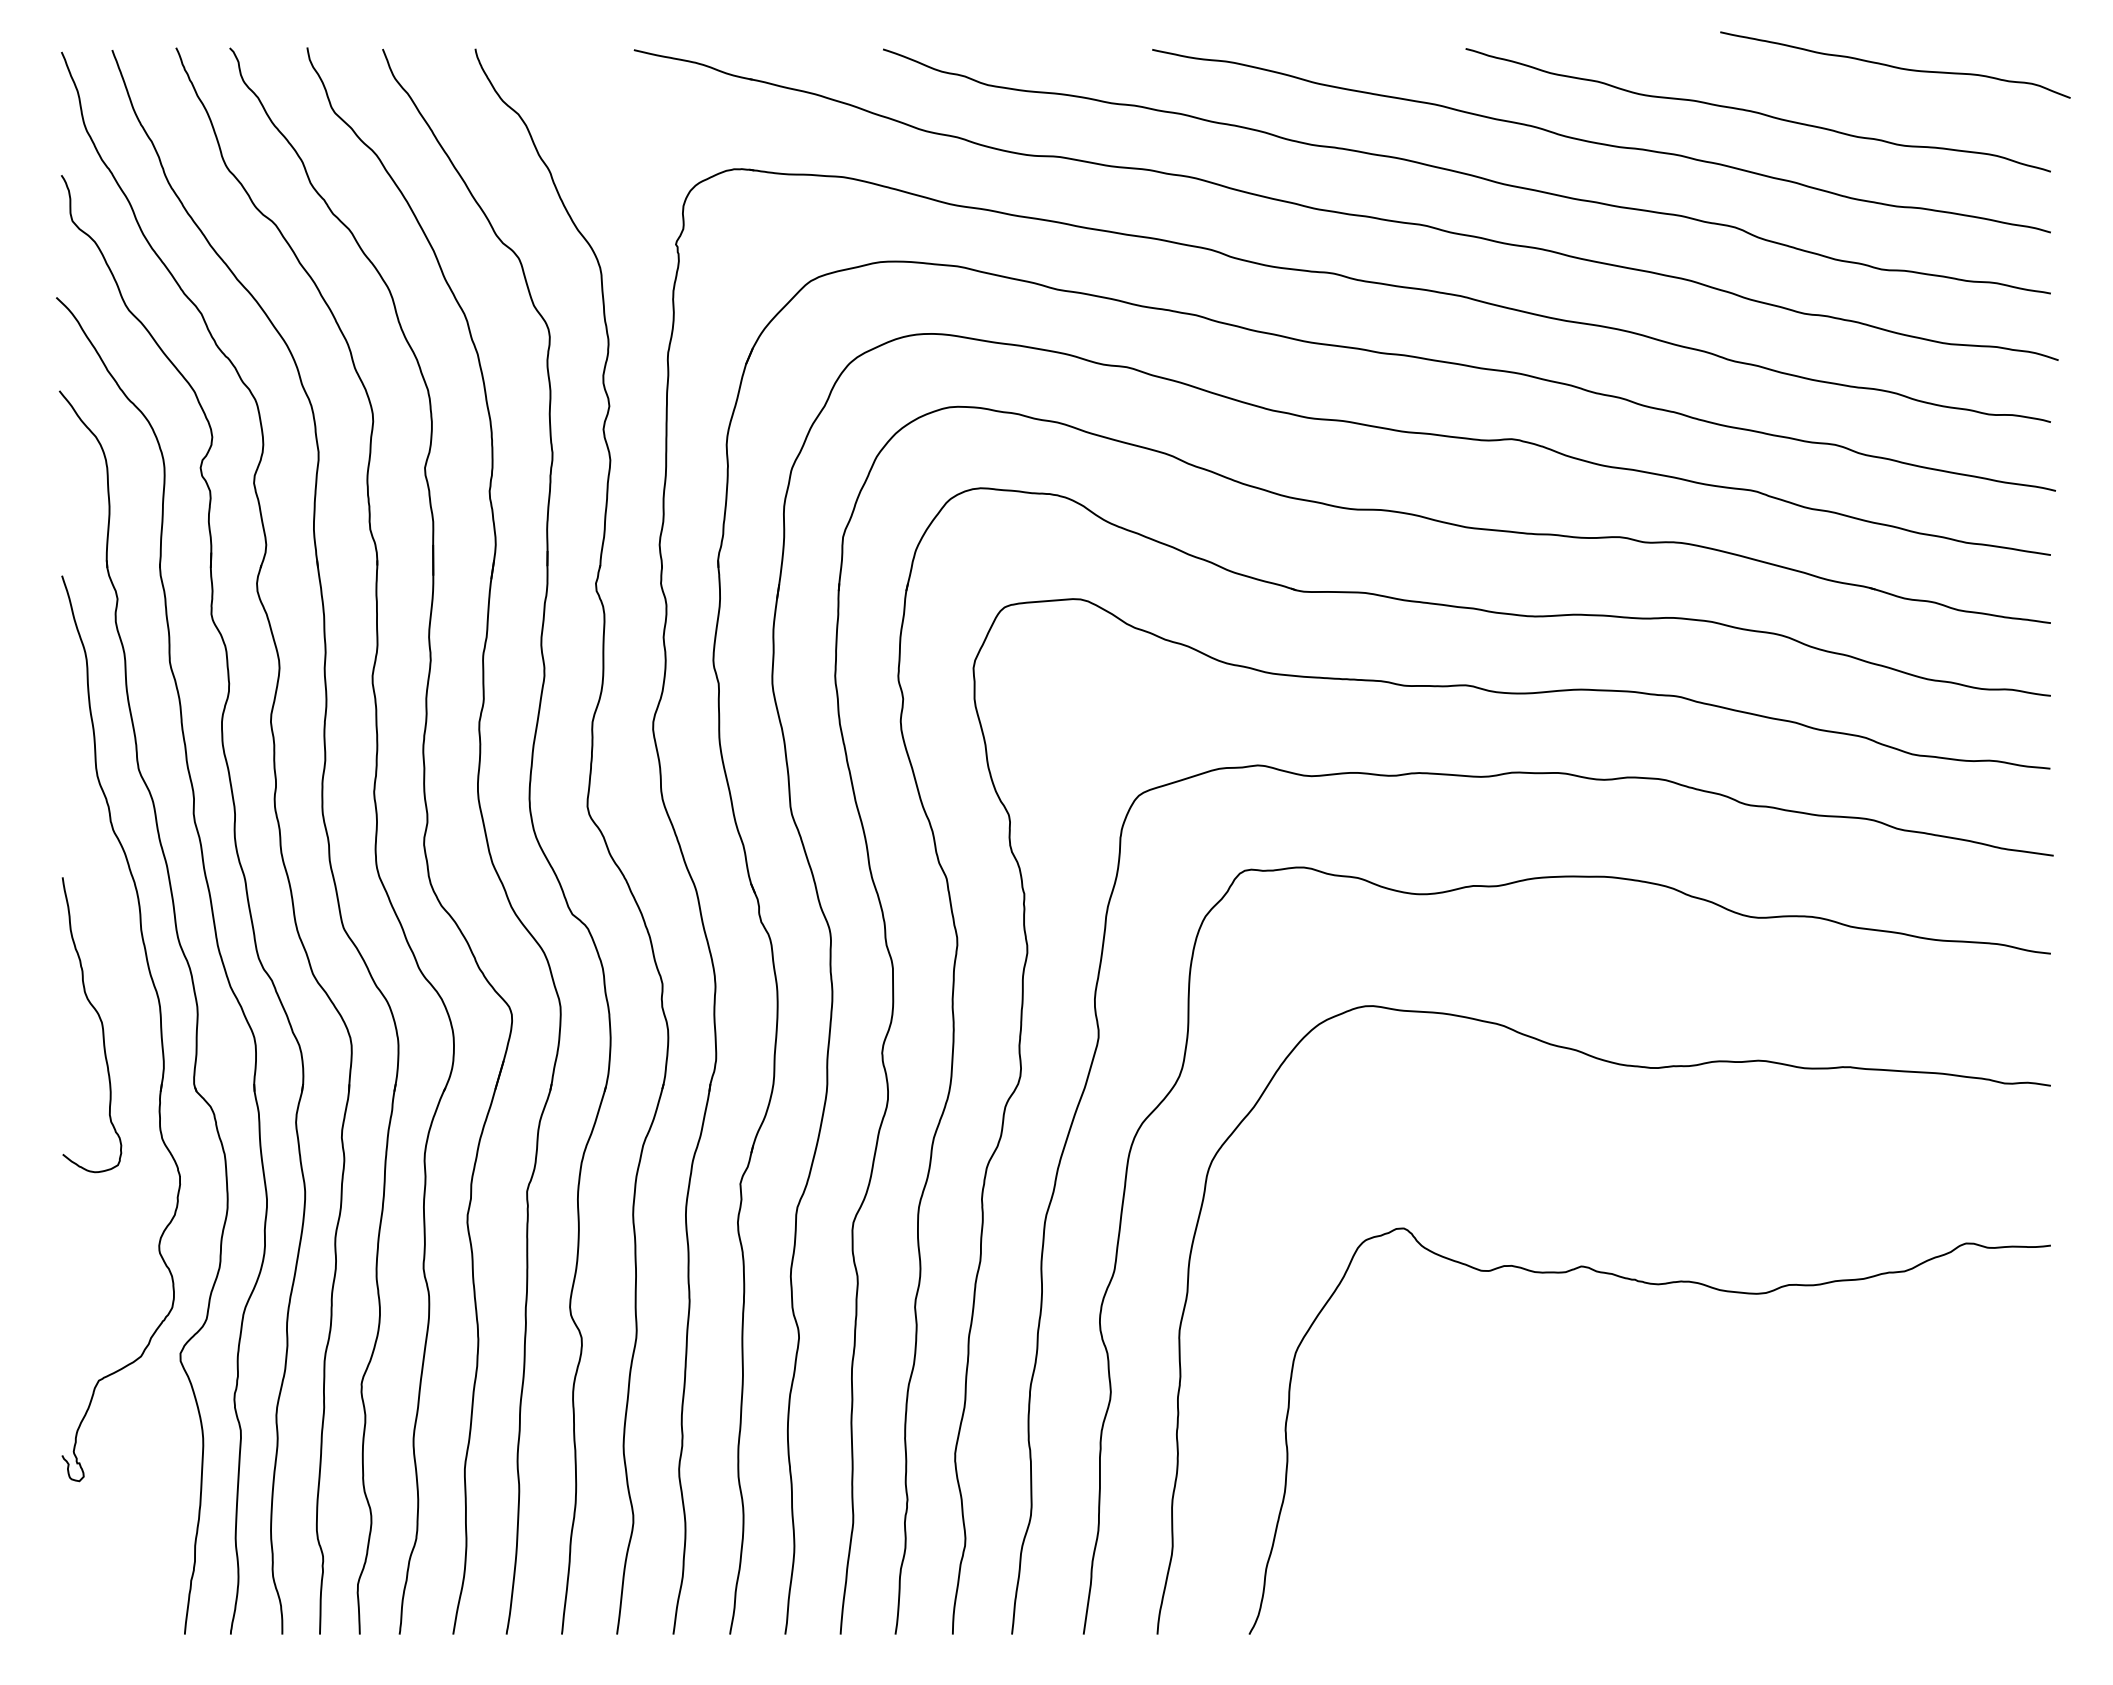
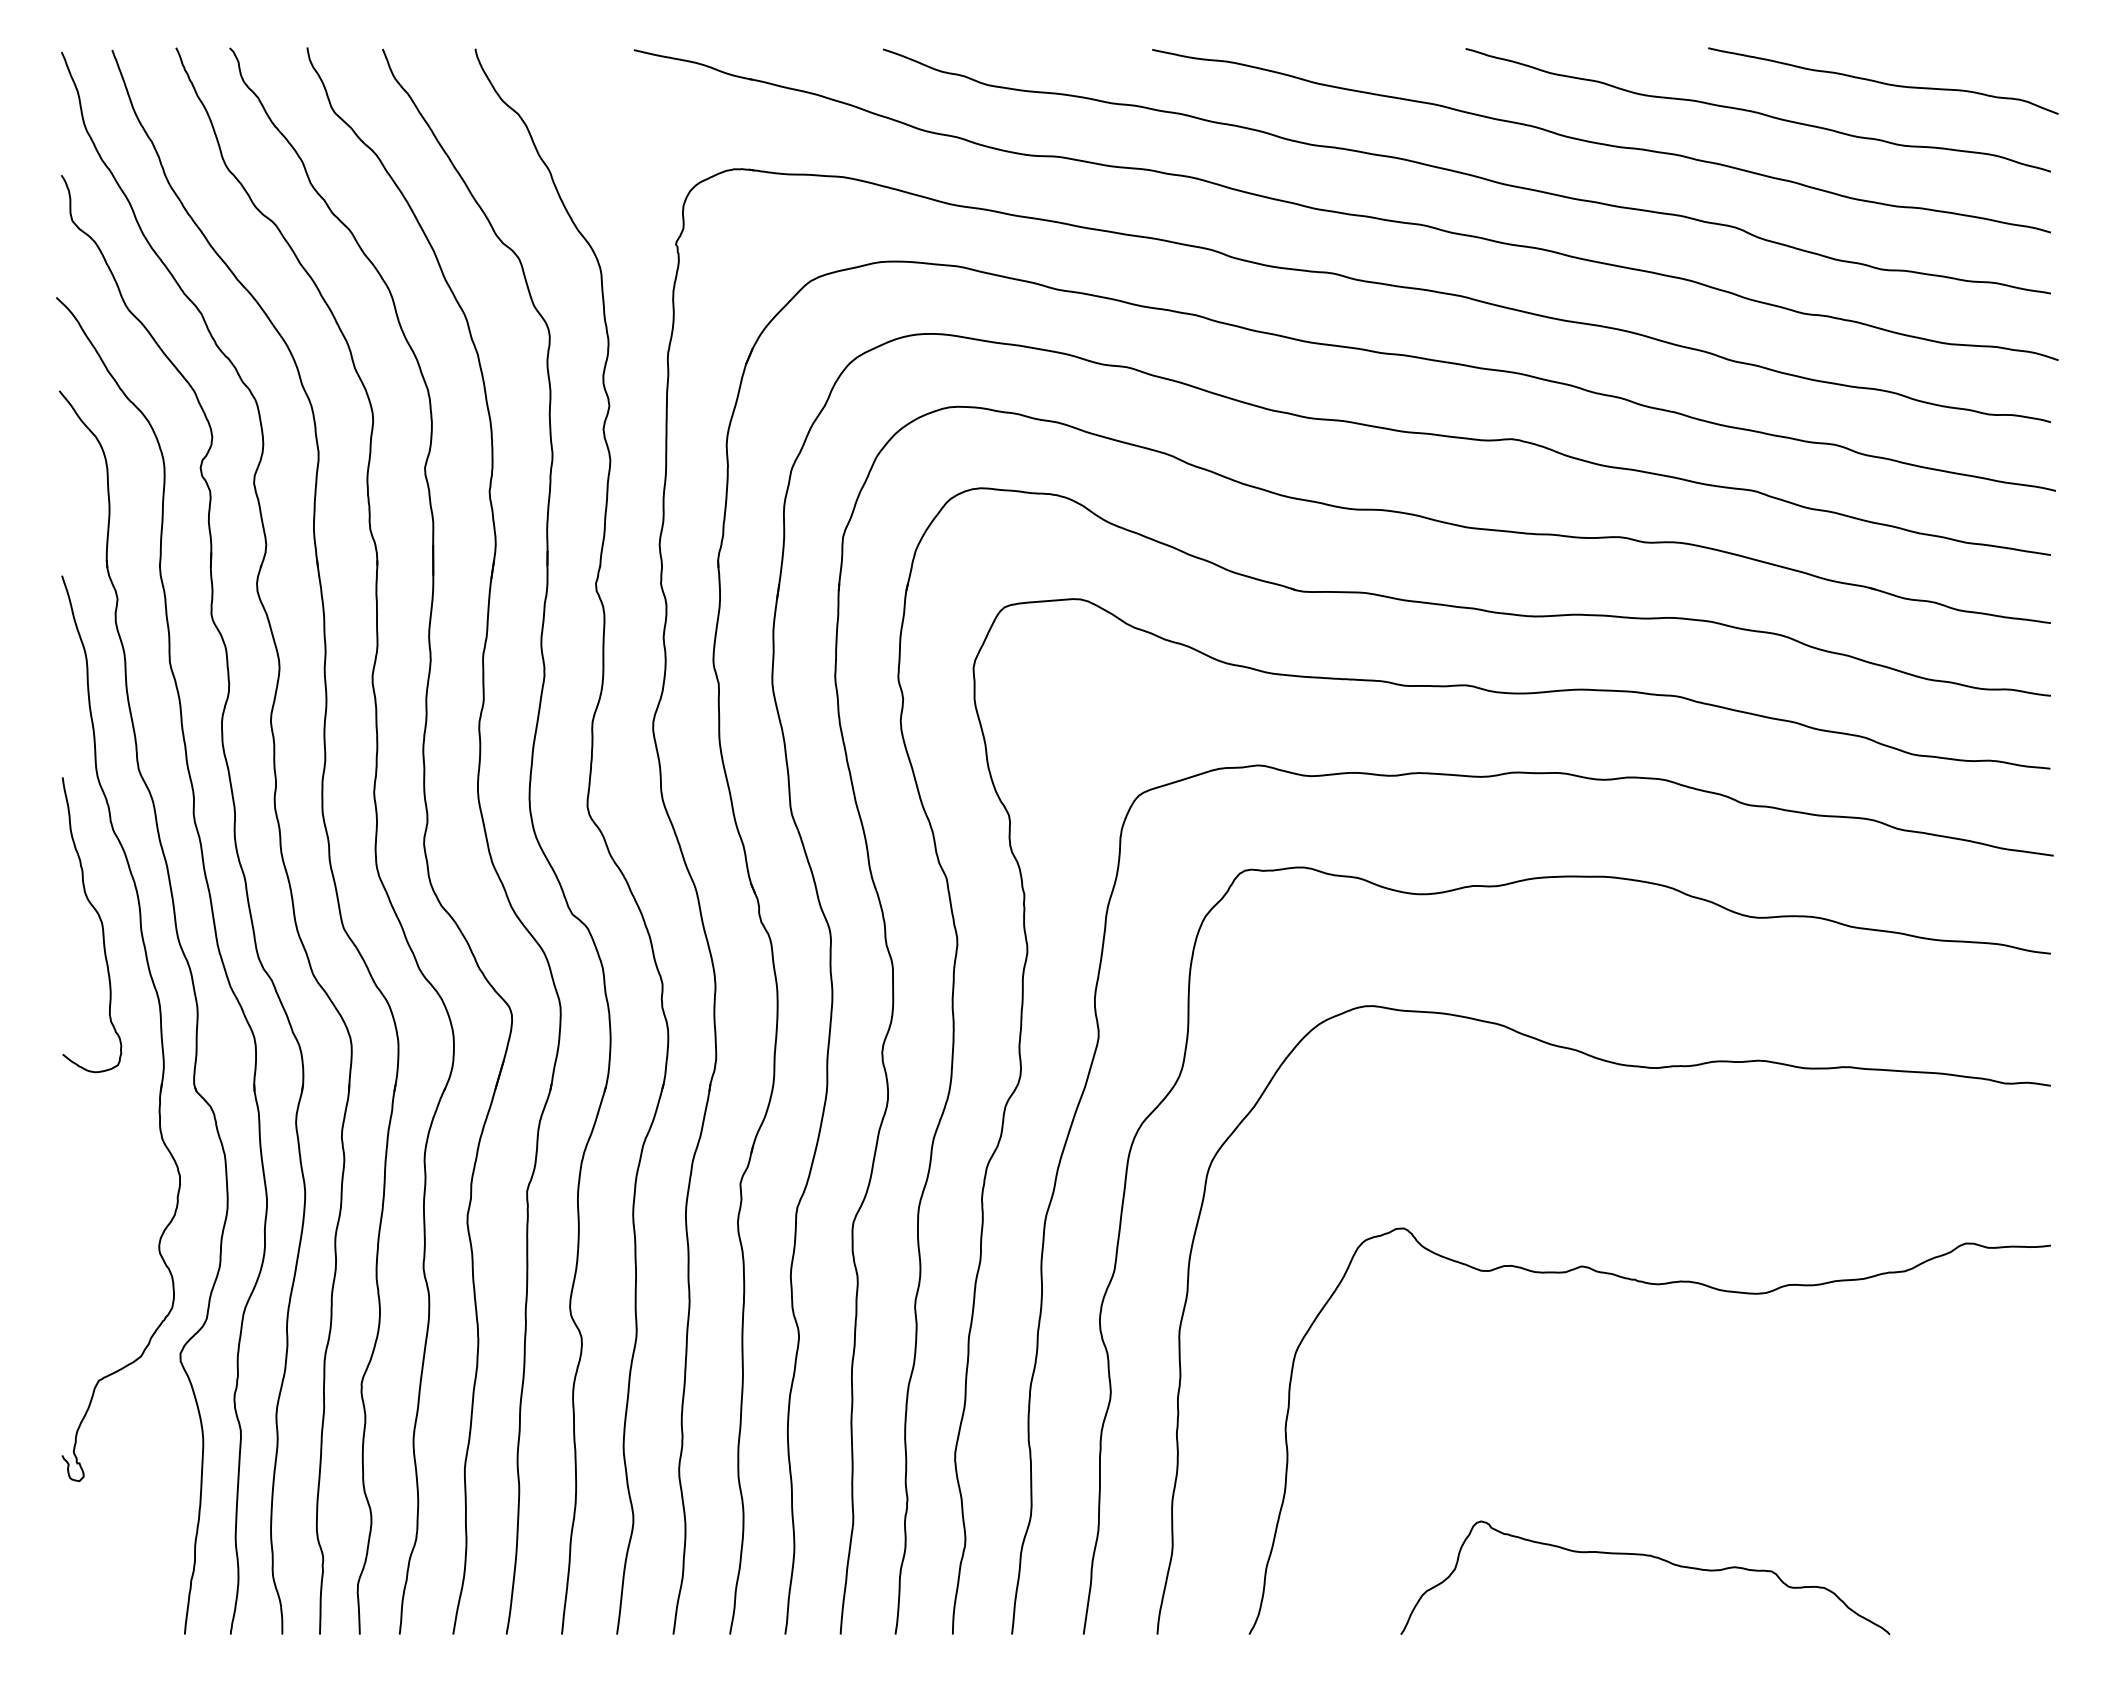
curve position: (1895, 66) -> (1883, 82) (1883, 82)
curve position: (100, 1022) -> (100, 922) (100, 922)
curve: none -> present (1646, 1556)
